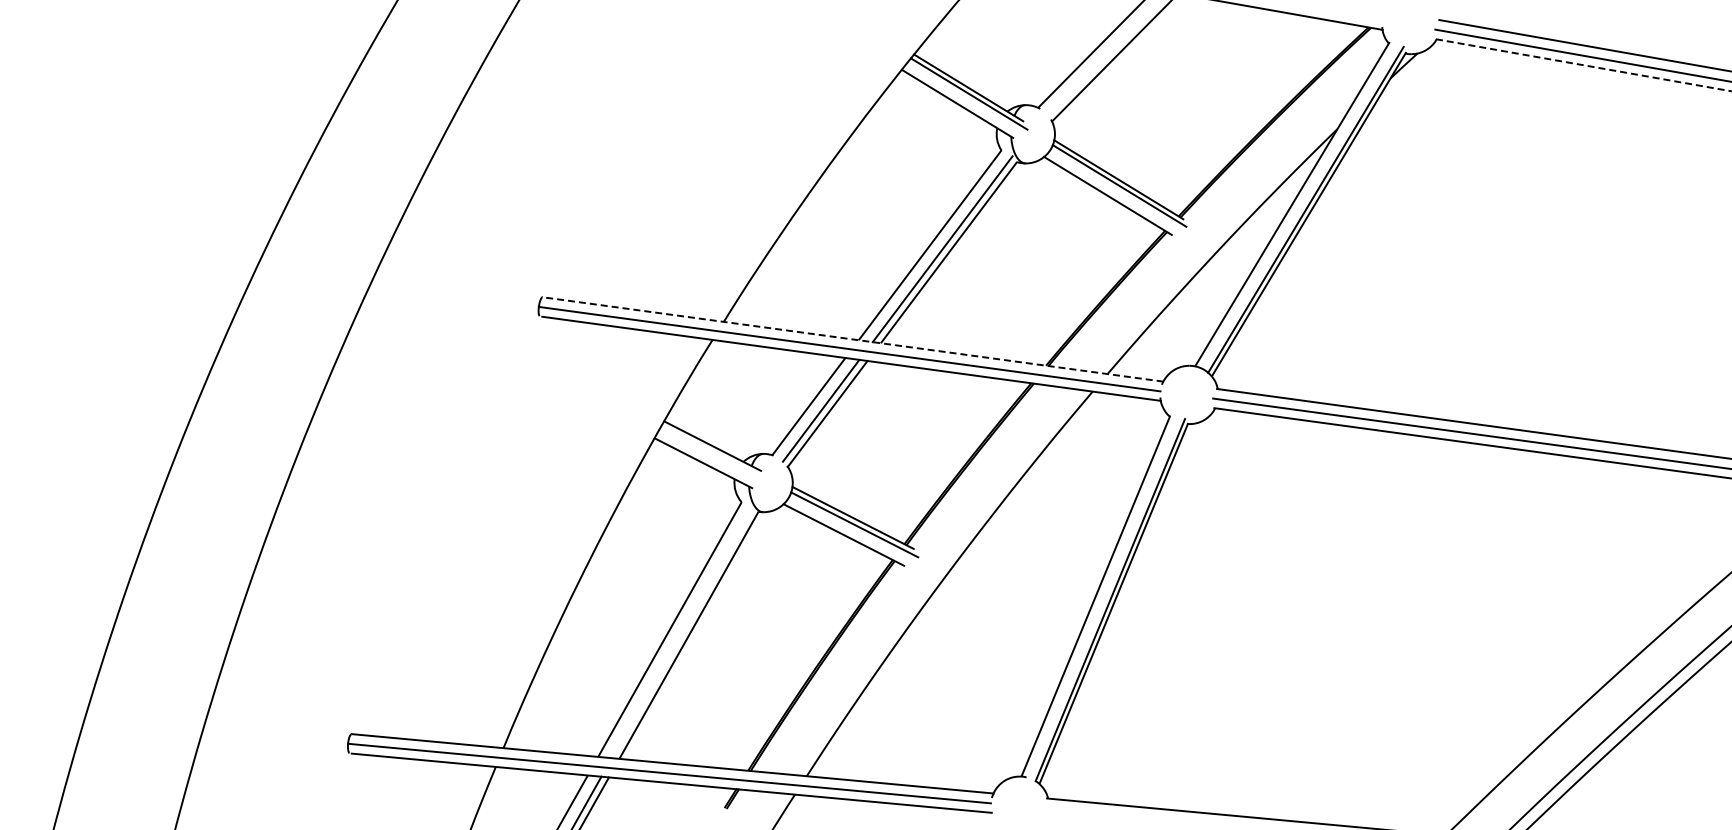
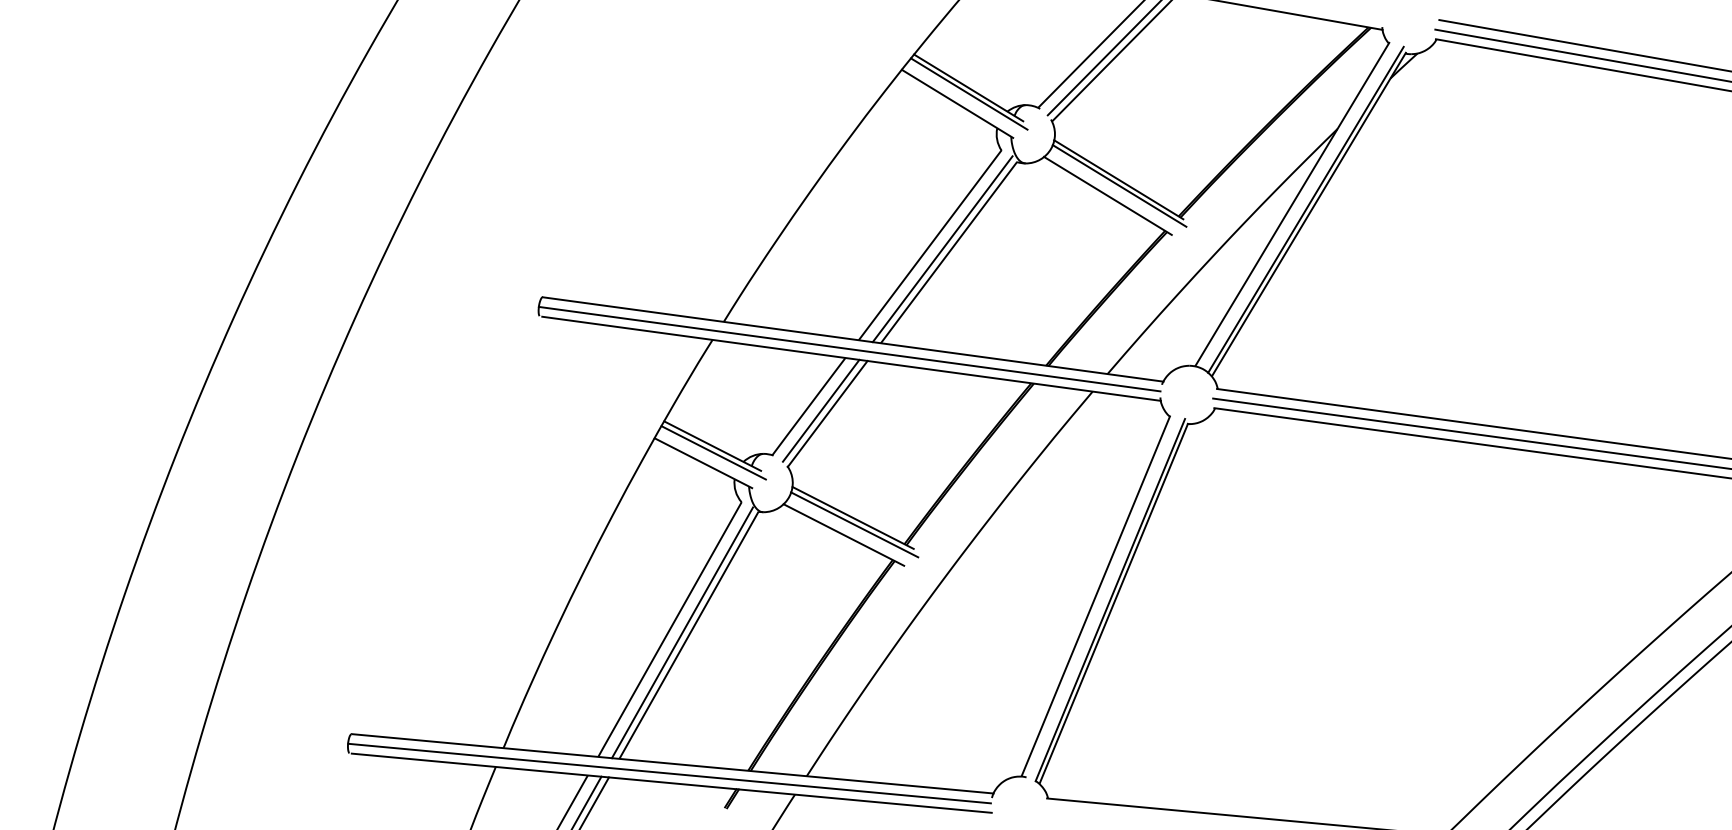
line: none -> present (1103, 58)
line: dashed -> solid (1583, 65)
line: dashed -> solid (852, 339)
line: none -> present (713, 452)
line: none -> present (682, 632)
